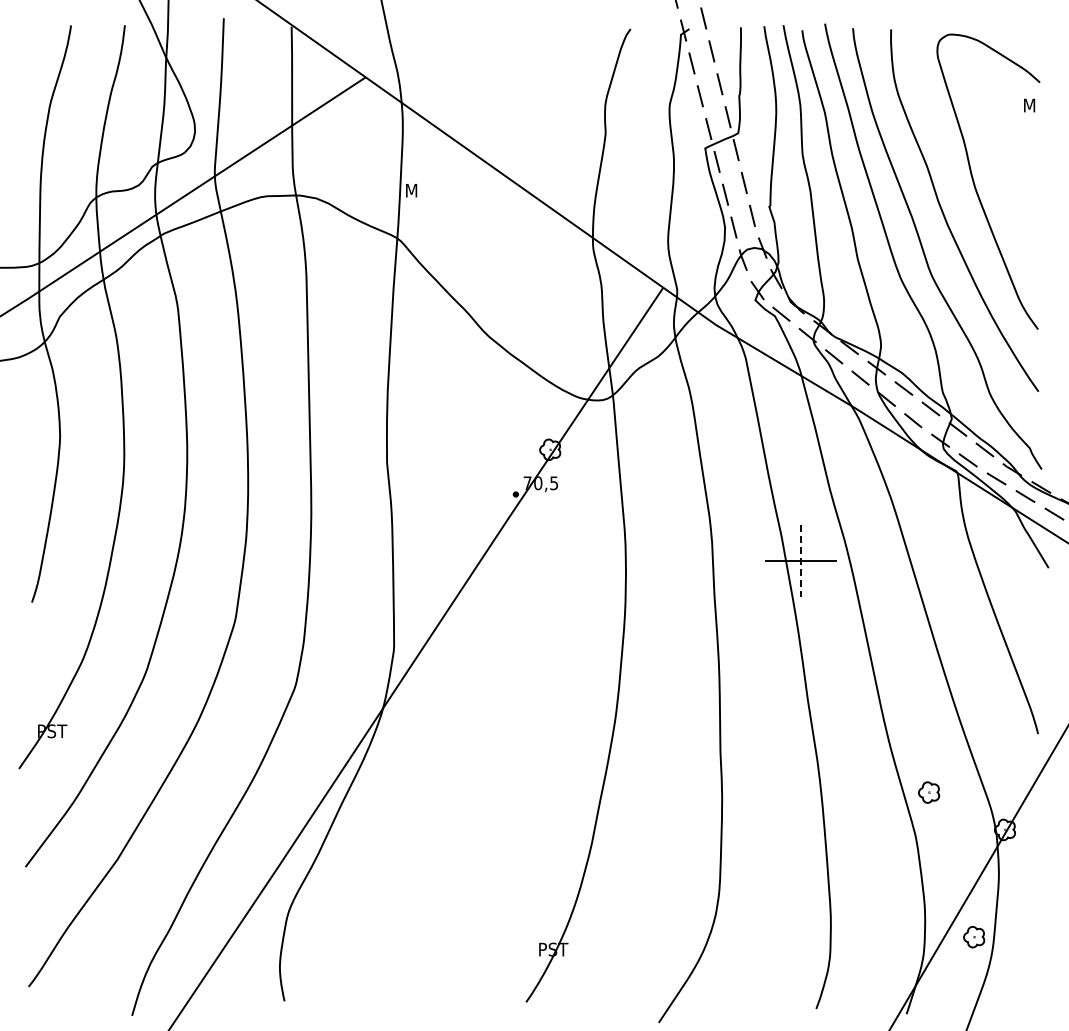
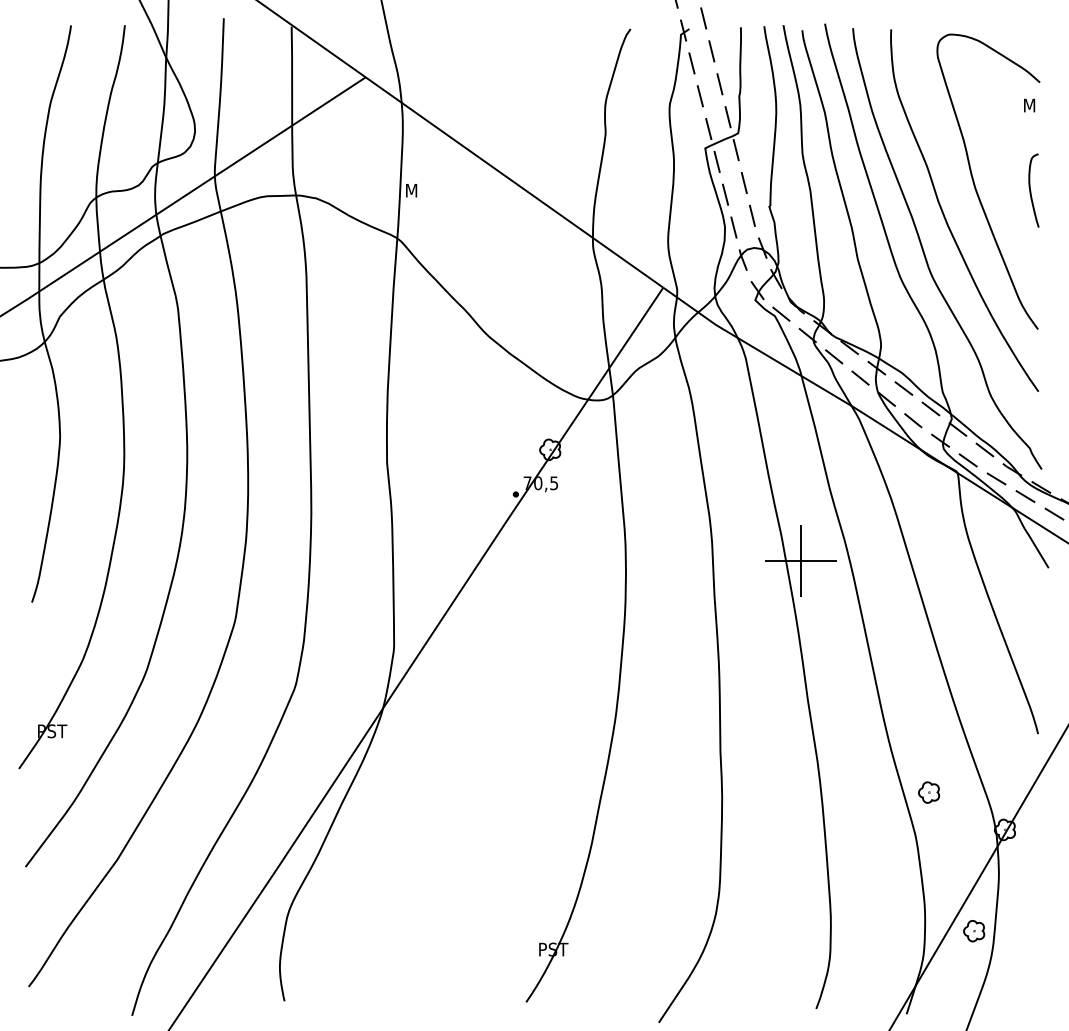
curve: none -> present (1031, 191)
line: dashed -> solid (800, 561)
part position: (974, 937) -> (974, 931) (974, 931)
